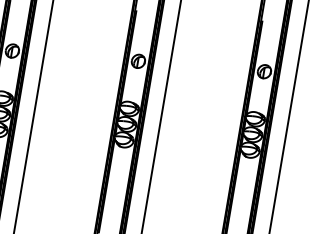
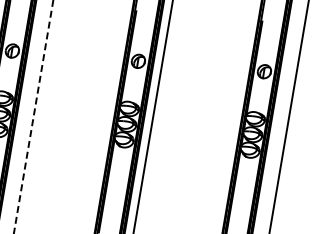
line: solid -> dashed (33, 116)
line position: (161, 116) -> (152, 116) (152, 116)
